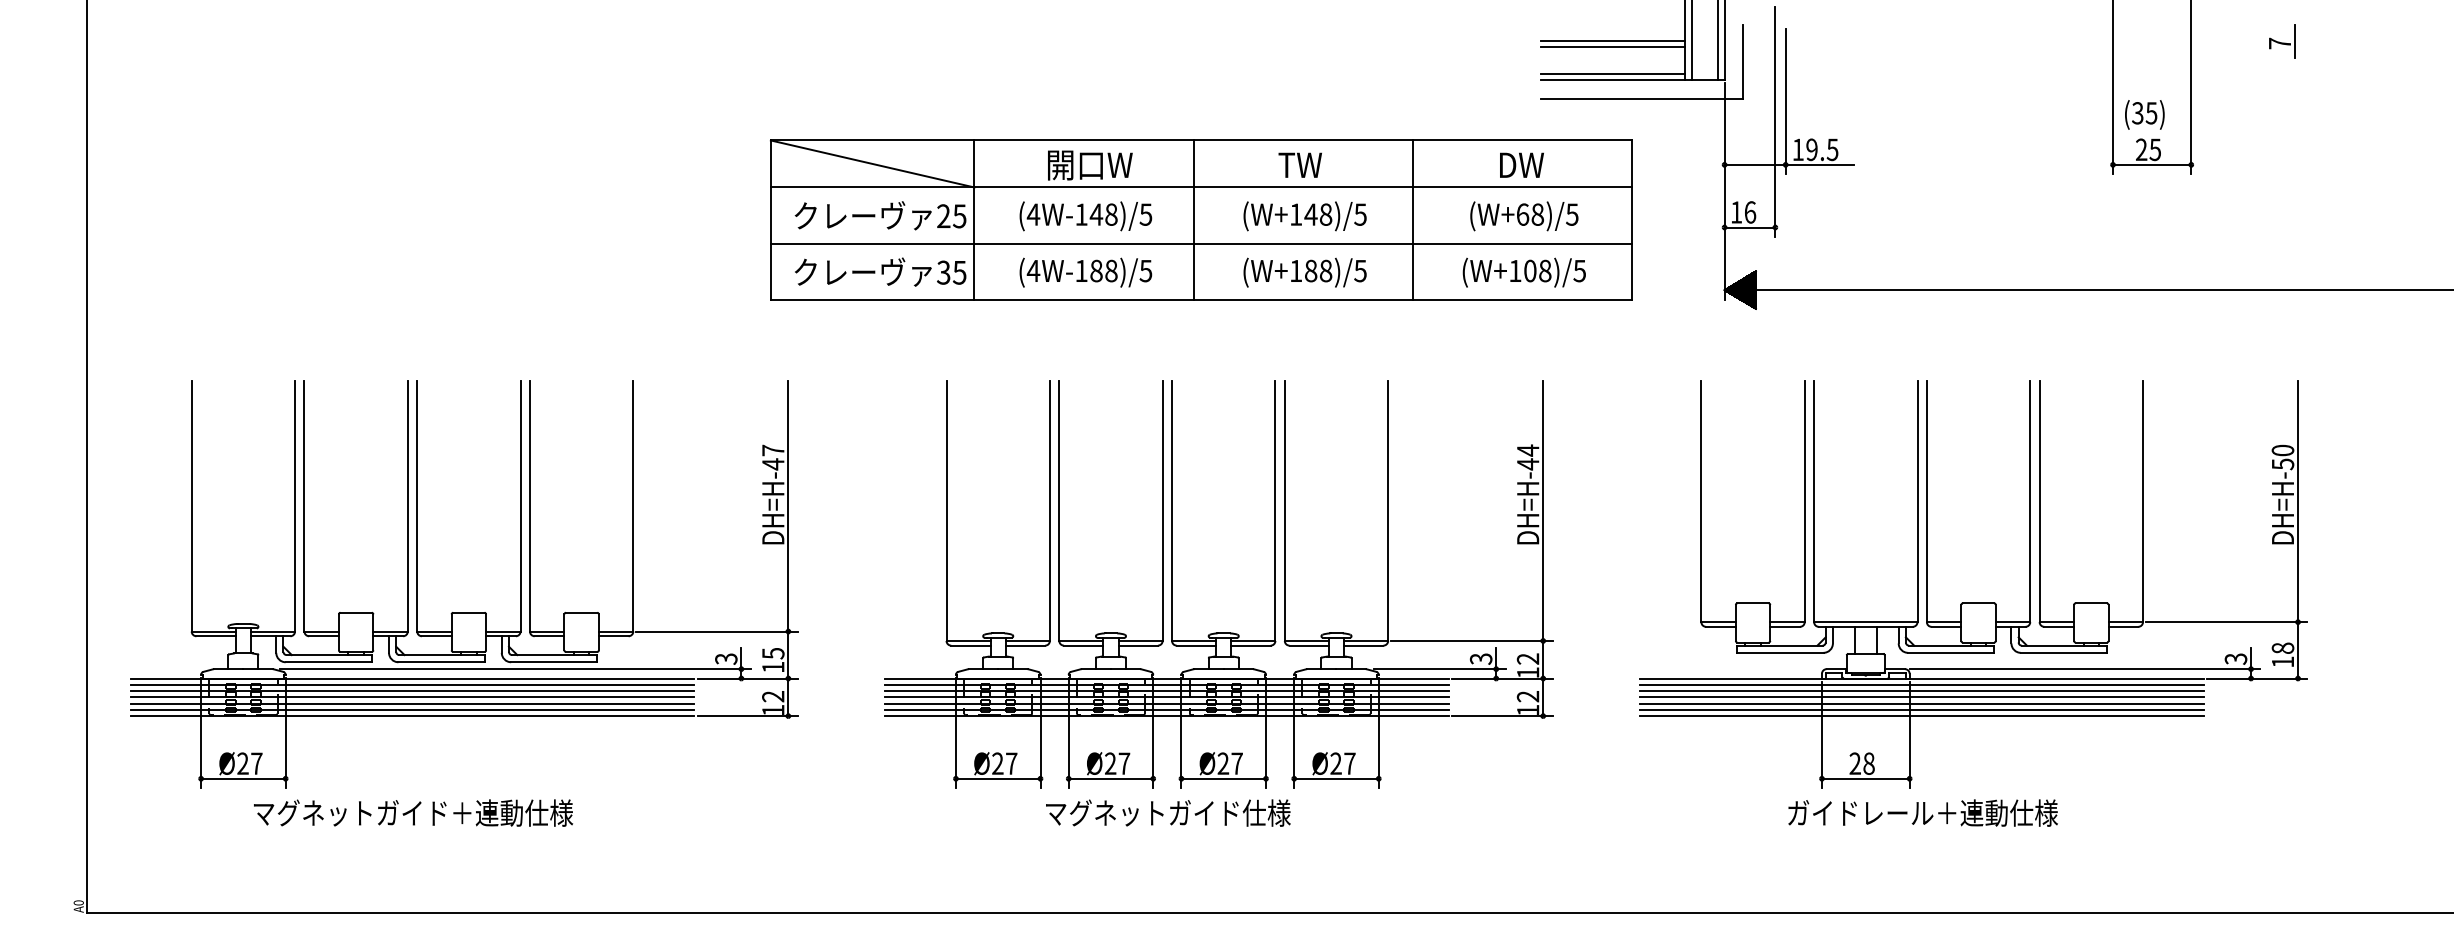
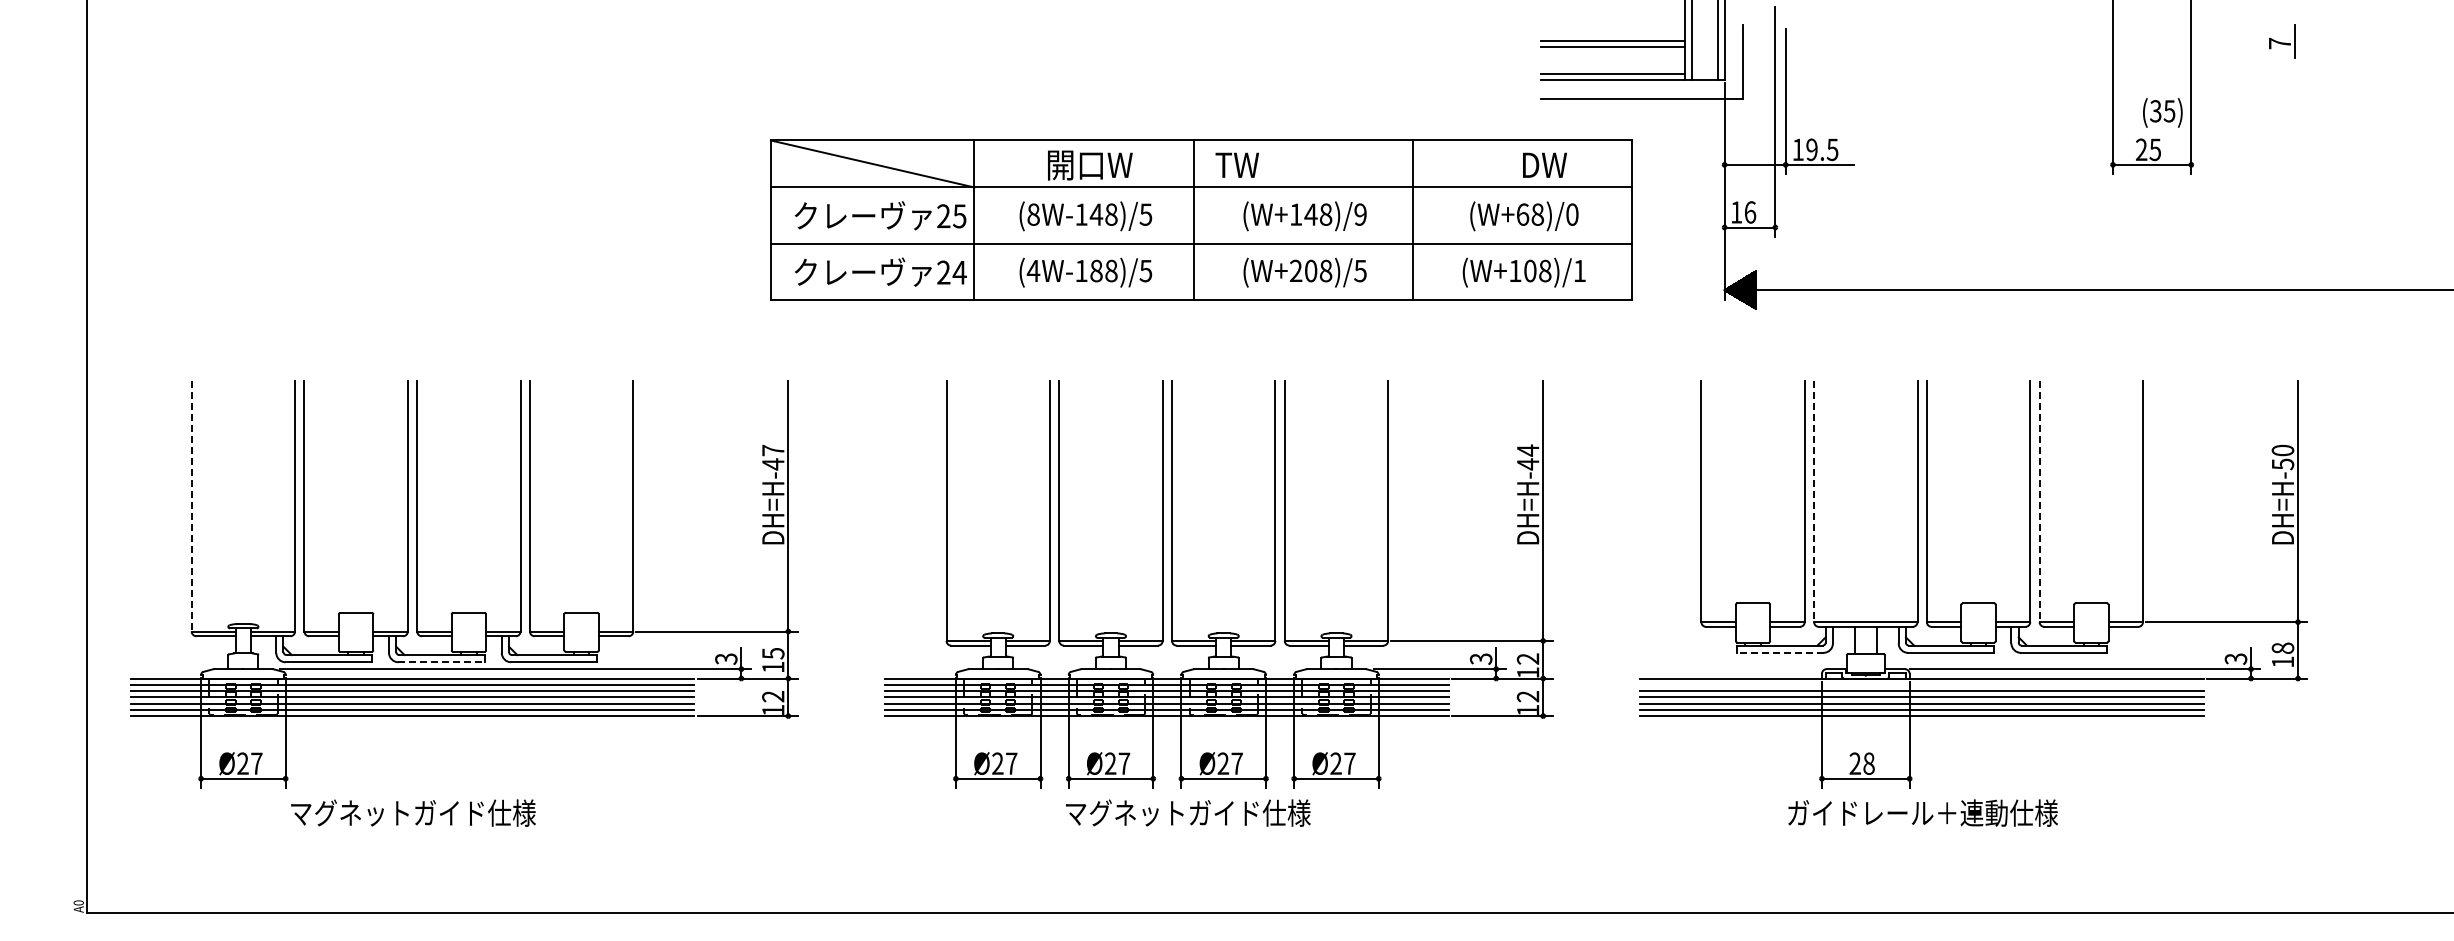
text position: (2144, 114) -> (2162, 112) (2162, 112)
text position: (1299, 164) -> (1236, 164) (1236, 164)
text position: (1521, 164) -> (1544, 164) (1544, 164)
text: (4W-148)/5 -> (8W-148)/5 (1033, 214)
text: (W+148)/5 -> (W+148)/9 (1360, 214)
text: (W+68)/5 -> (W+68)/0 (1572, 214)
text: (W+188)/5 -> (W+208)/5 (1303, 270)
text: (W+108)/5 -> (W+108)/1 (1579, 271)
text: 35 -> 24 (951, 272)
line: solid -> dashed (1814, 501)
line: solid -> dashed (2039, 501)
line: solid -> dashed (191, 506)
line: solid -> dashed (1779, 652)
line: solid -> dashed (441, 662)
line: present -> none (1922, 684)
text: マグネットガイド＋連動仕様 -> マグネットガイド仕様 (413, 812)
text position: (1168, 812) -> (1188, 812) (1188, 812)
